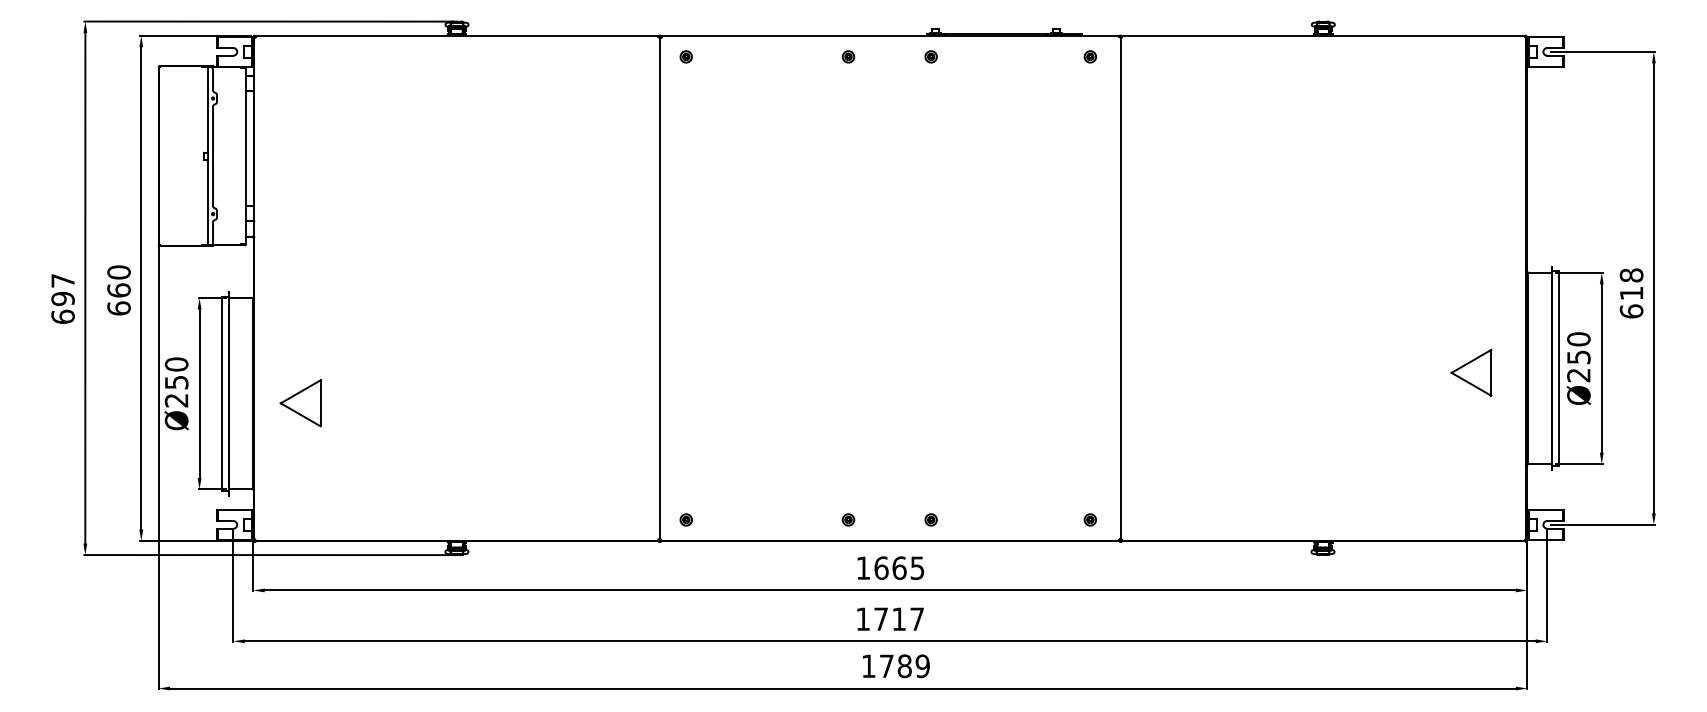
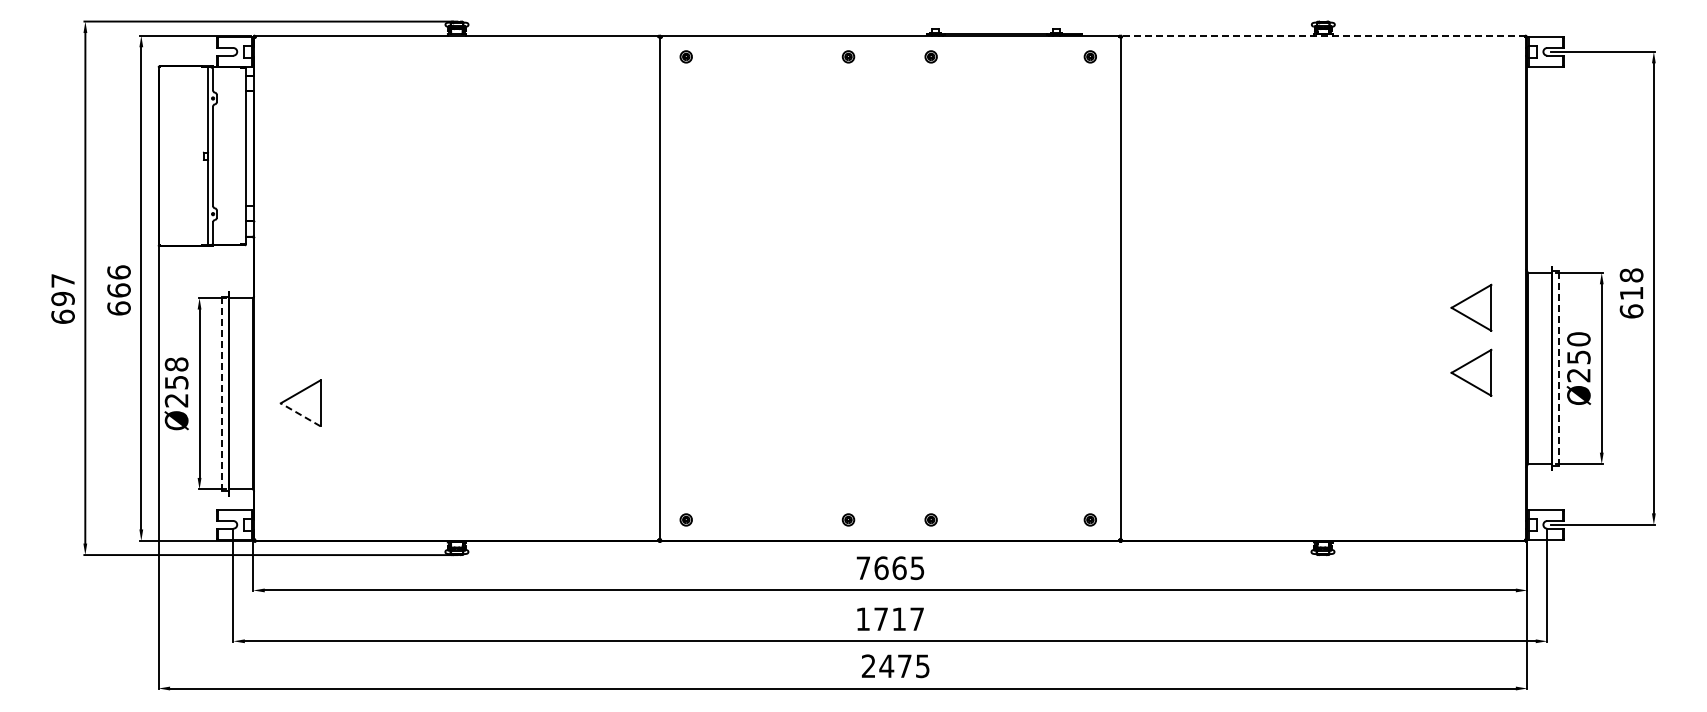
line: solid -> dashed (1322, 35)
text: 660 -> 666 (118, 272)
part: none -> present (1471, 307)
text: Ø250 -> Ø258 (176, 364)
line: solid -> dashed (1559, 367)
line: solid -> dashed (222, 393)
line: solid -> dashed (300, 414)
text: 1665 -> 7665 (863, 567)
text: 1789 -> 2475 (895, 666)
